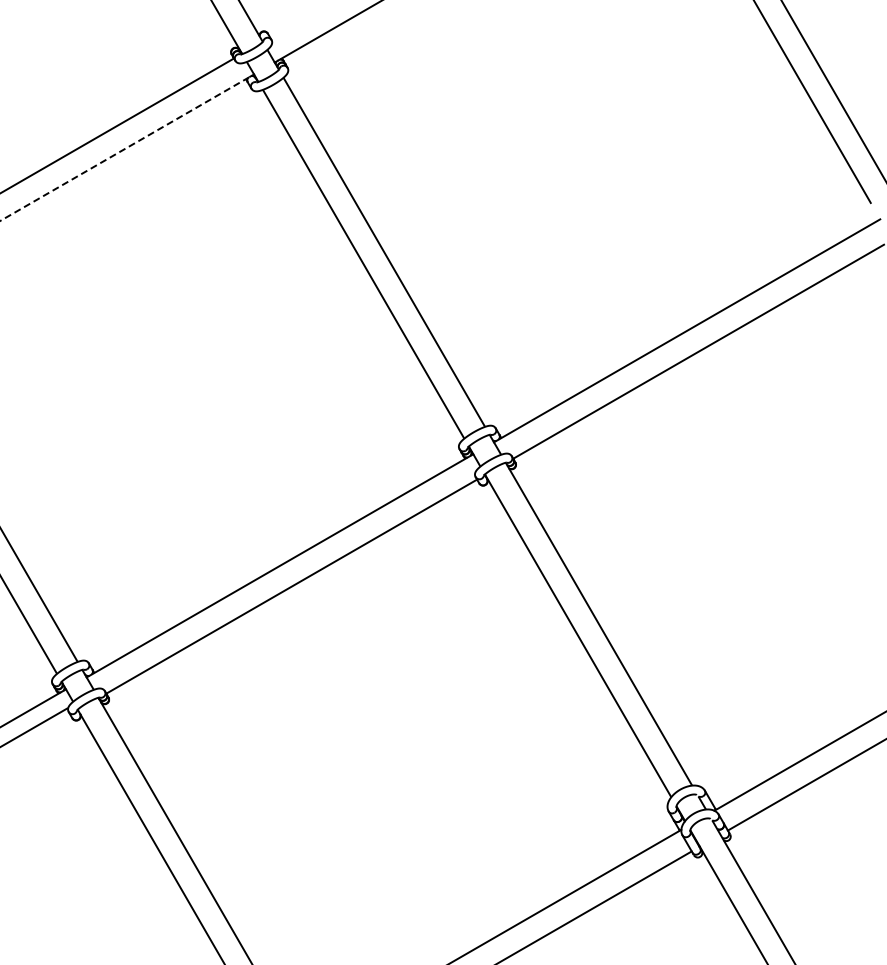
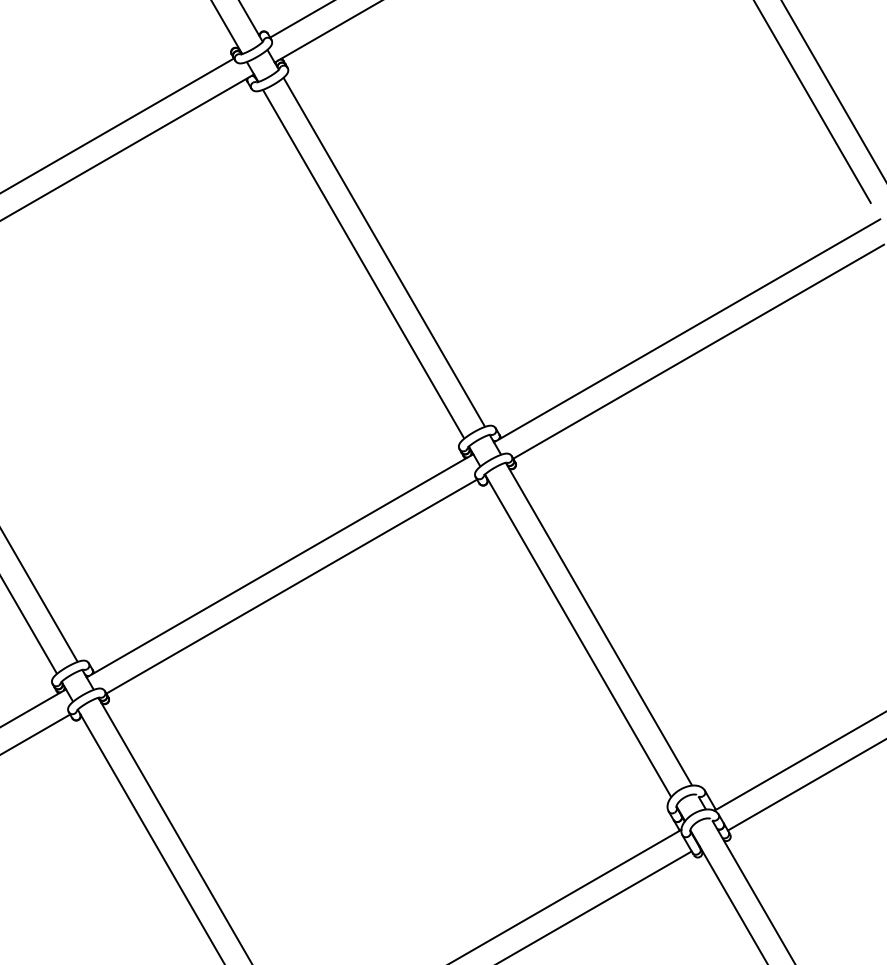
line: none -> present (300, 19)
line: dashed -> solid (124, 149)
line position: (34, 727) -> (36, 733) (36, 733)
